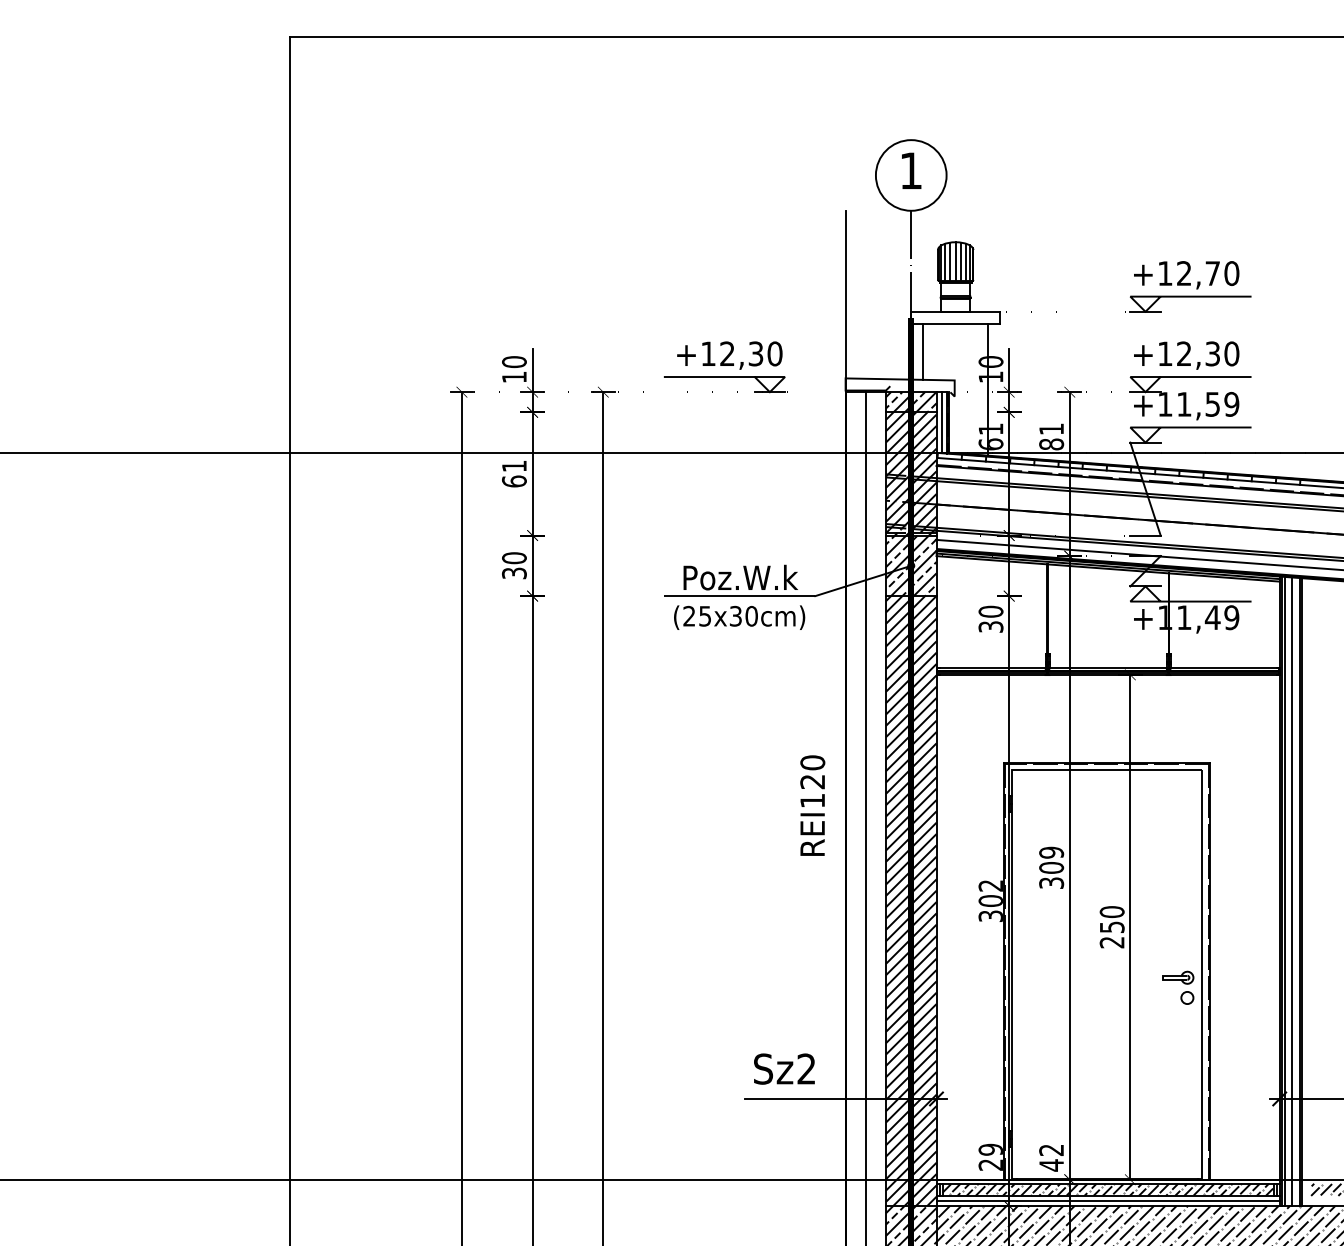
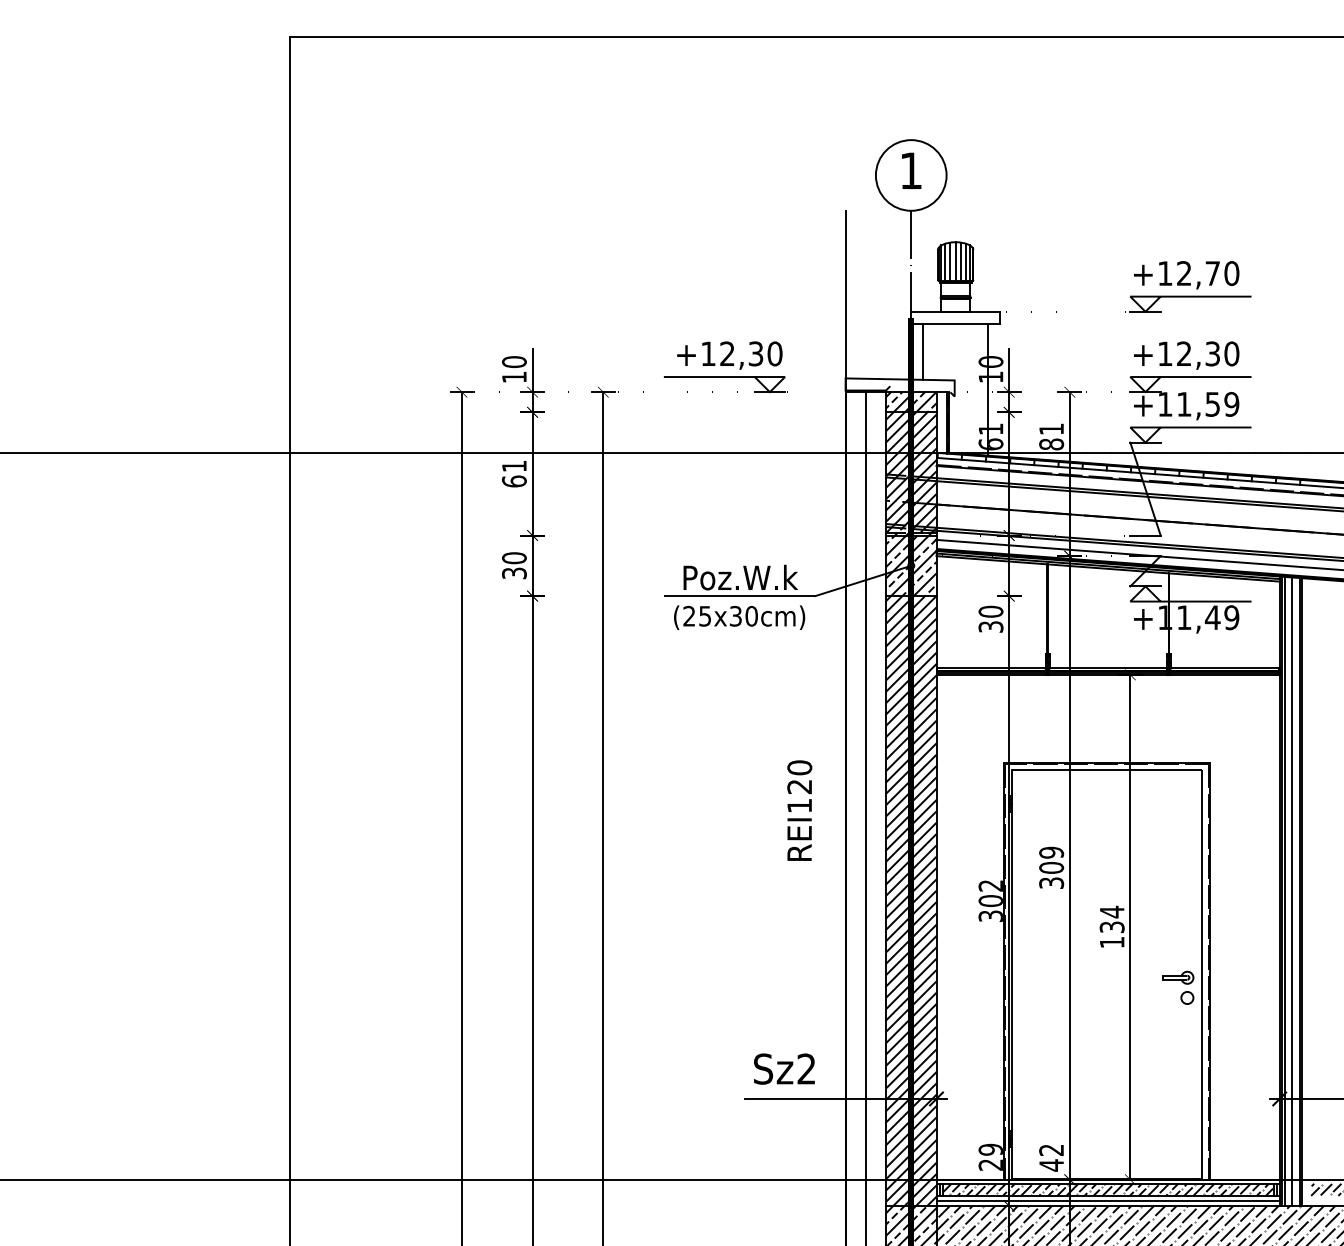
line: present -> none (941, 422)
text position: (812, 805) -> (799, 810) (799, 810)
text: 250 -> 134 (1111, 926)
